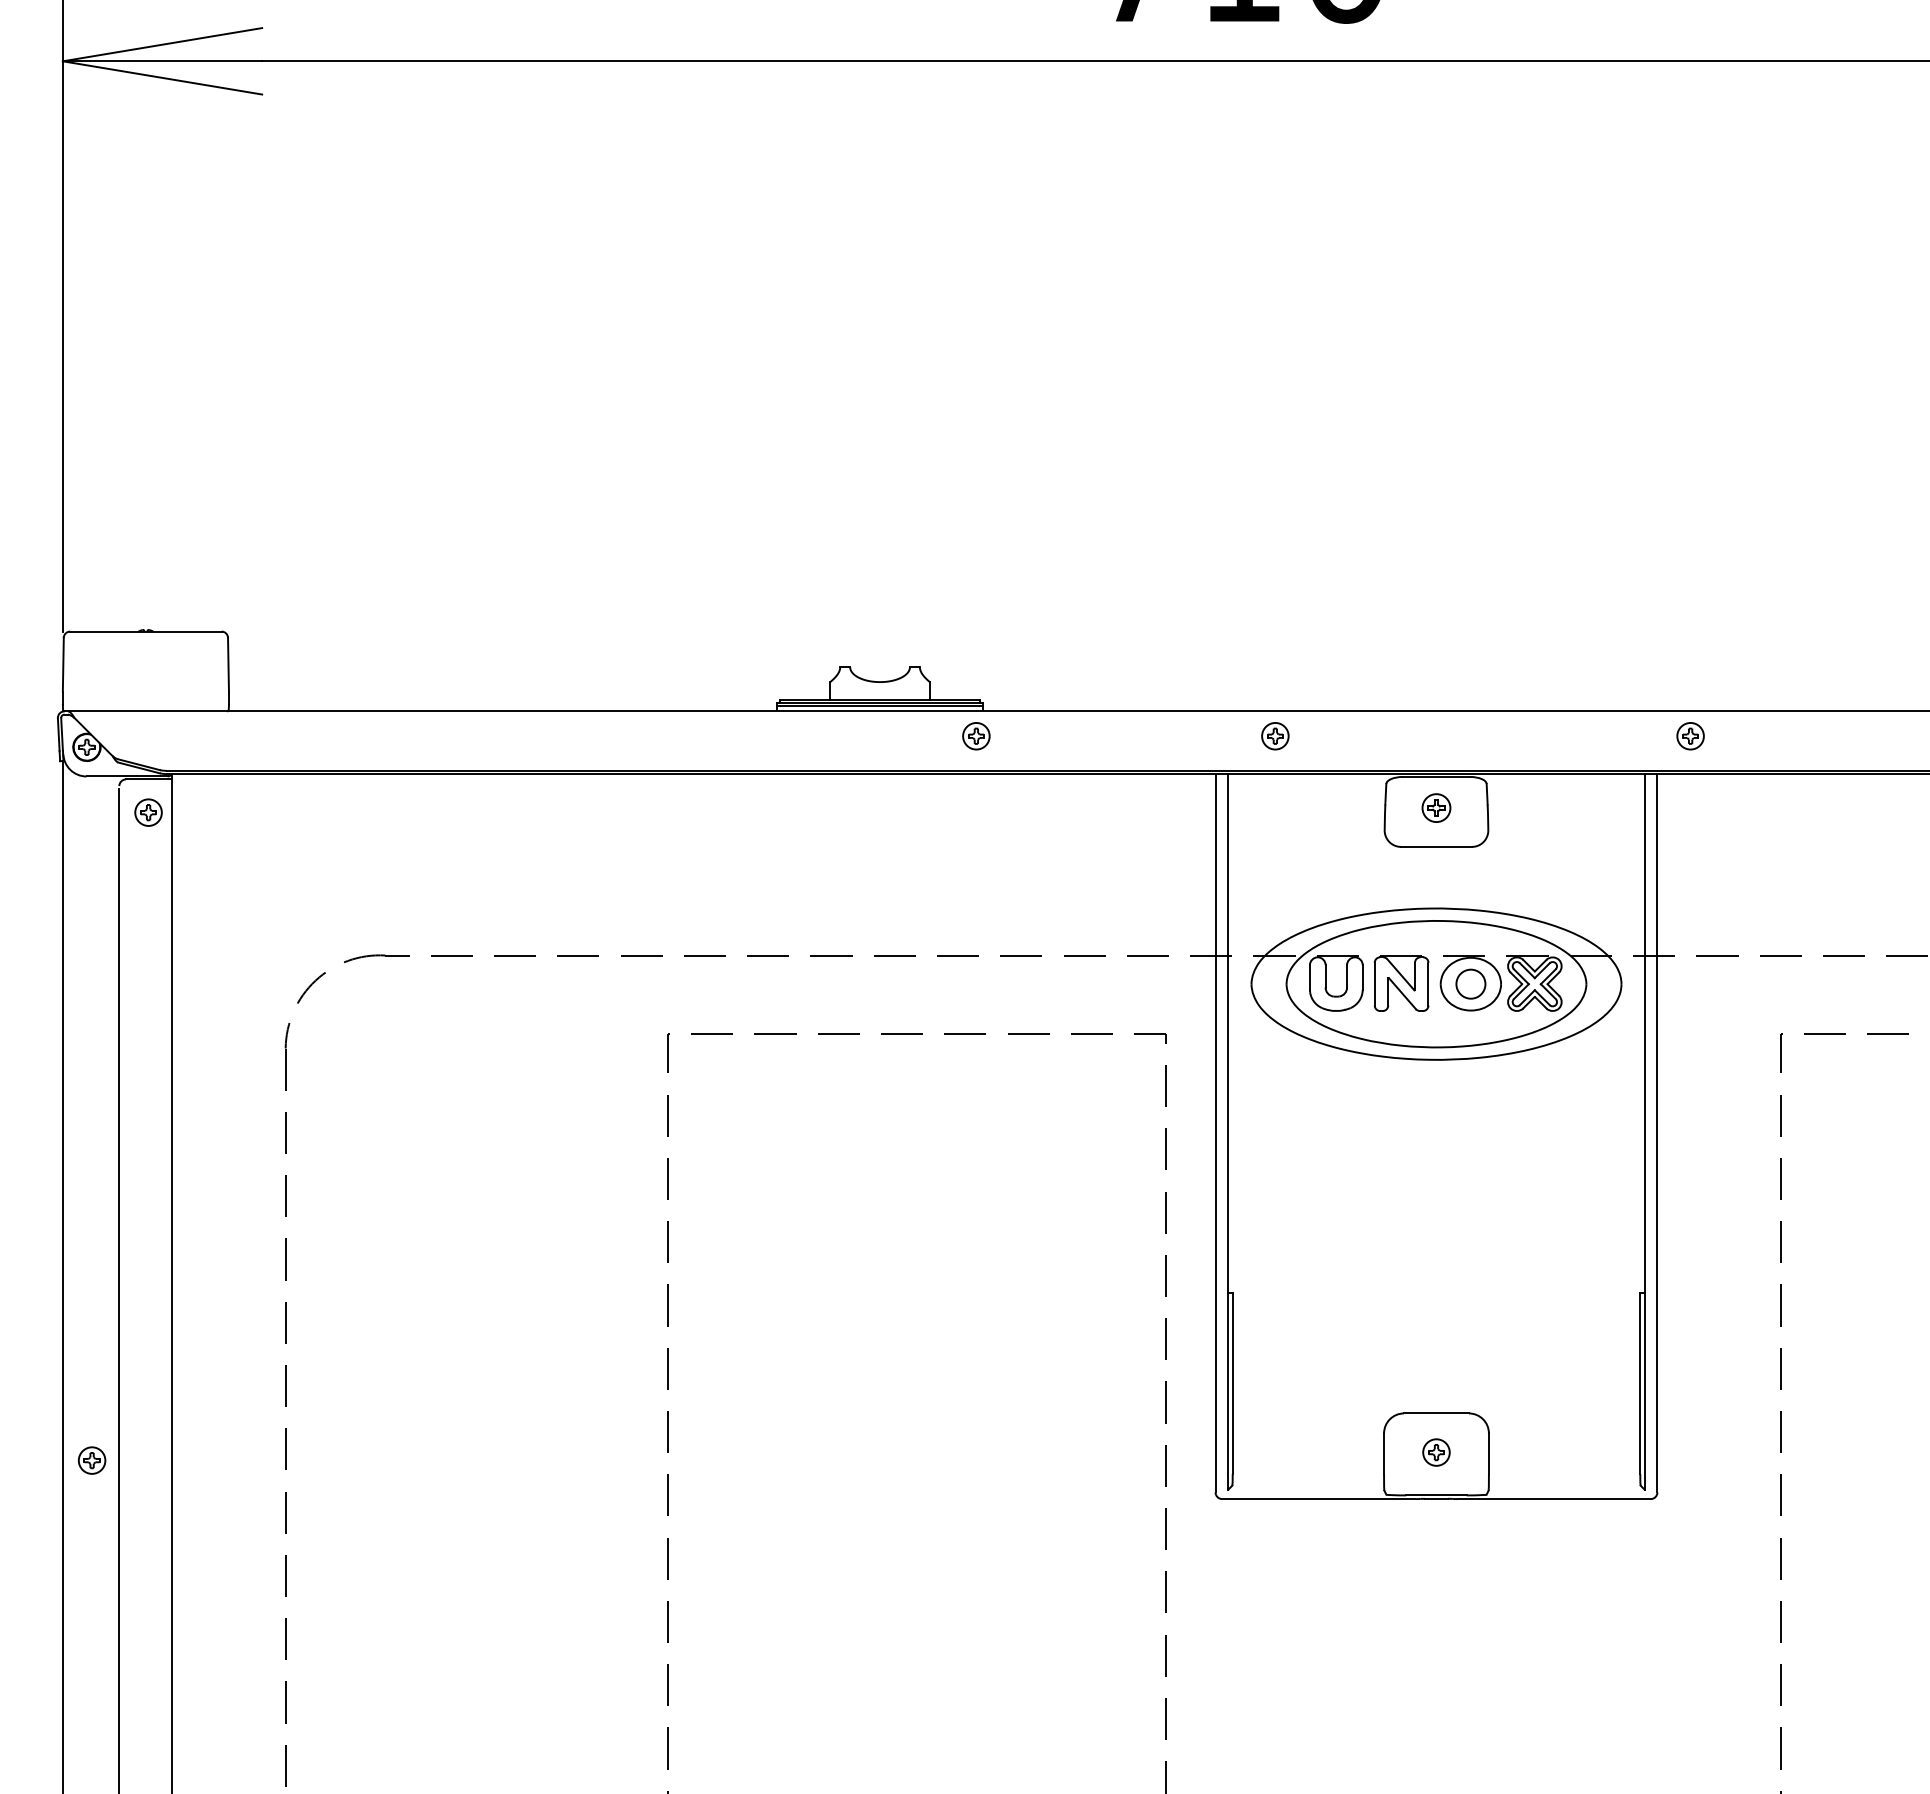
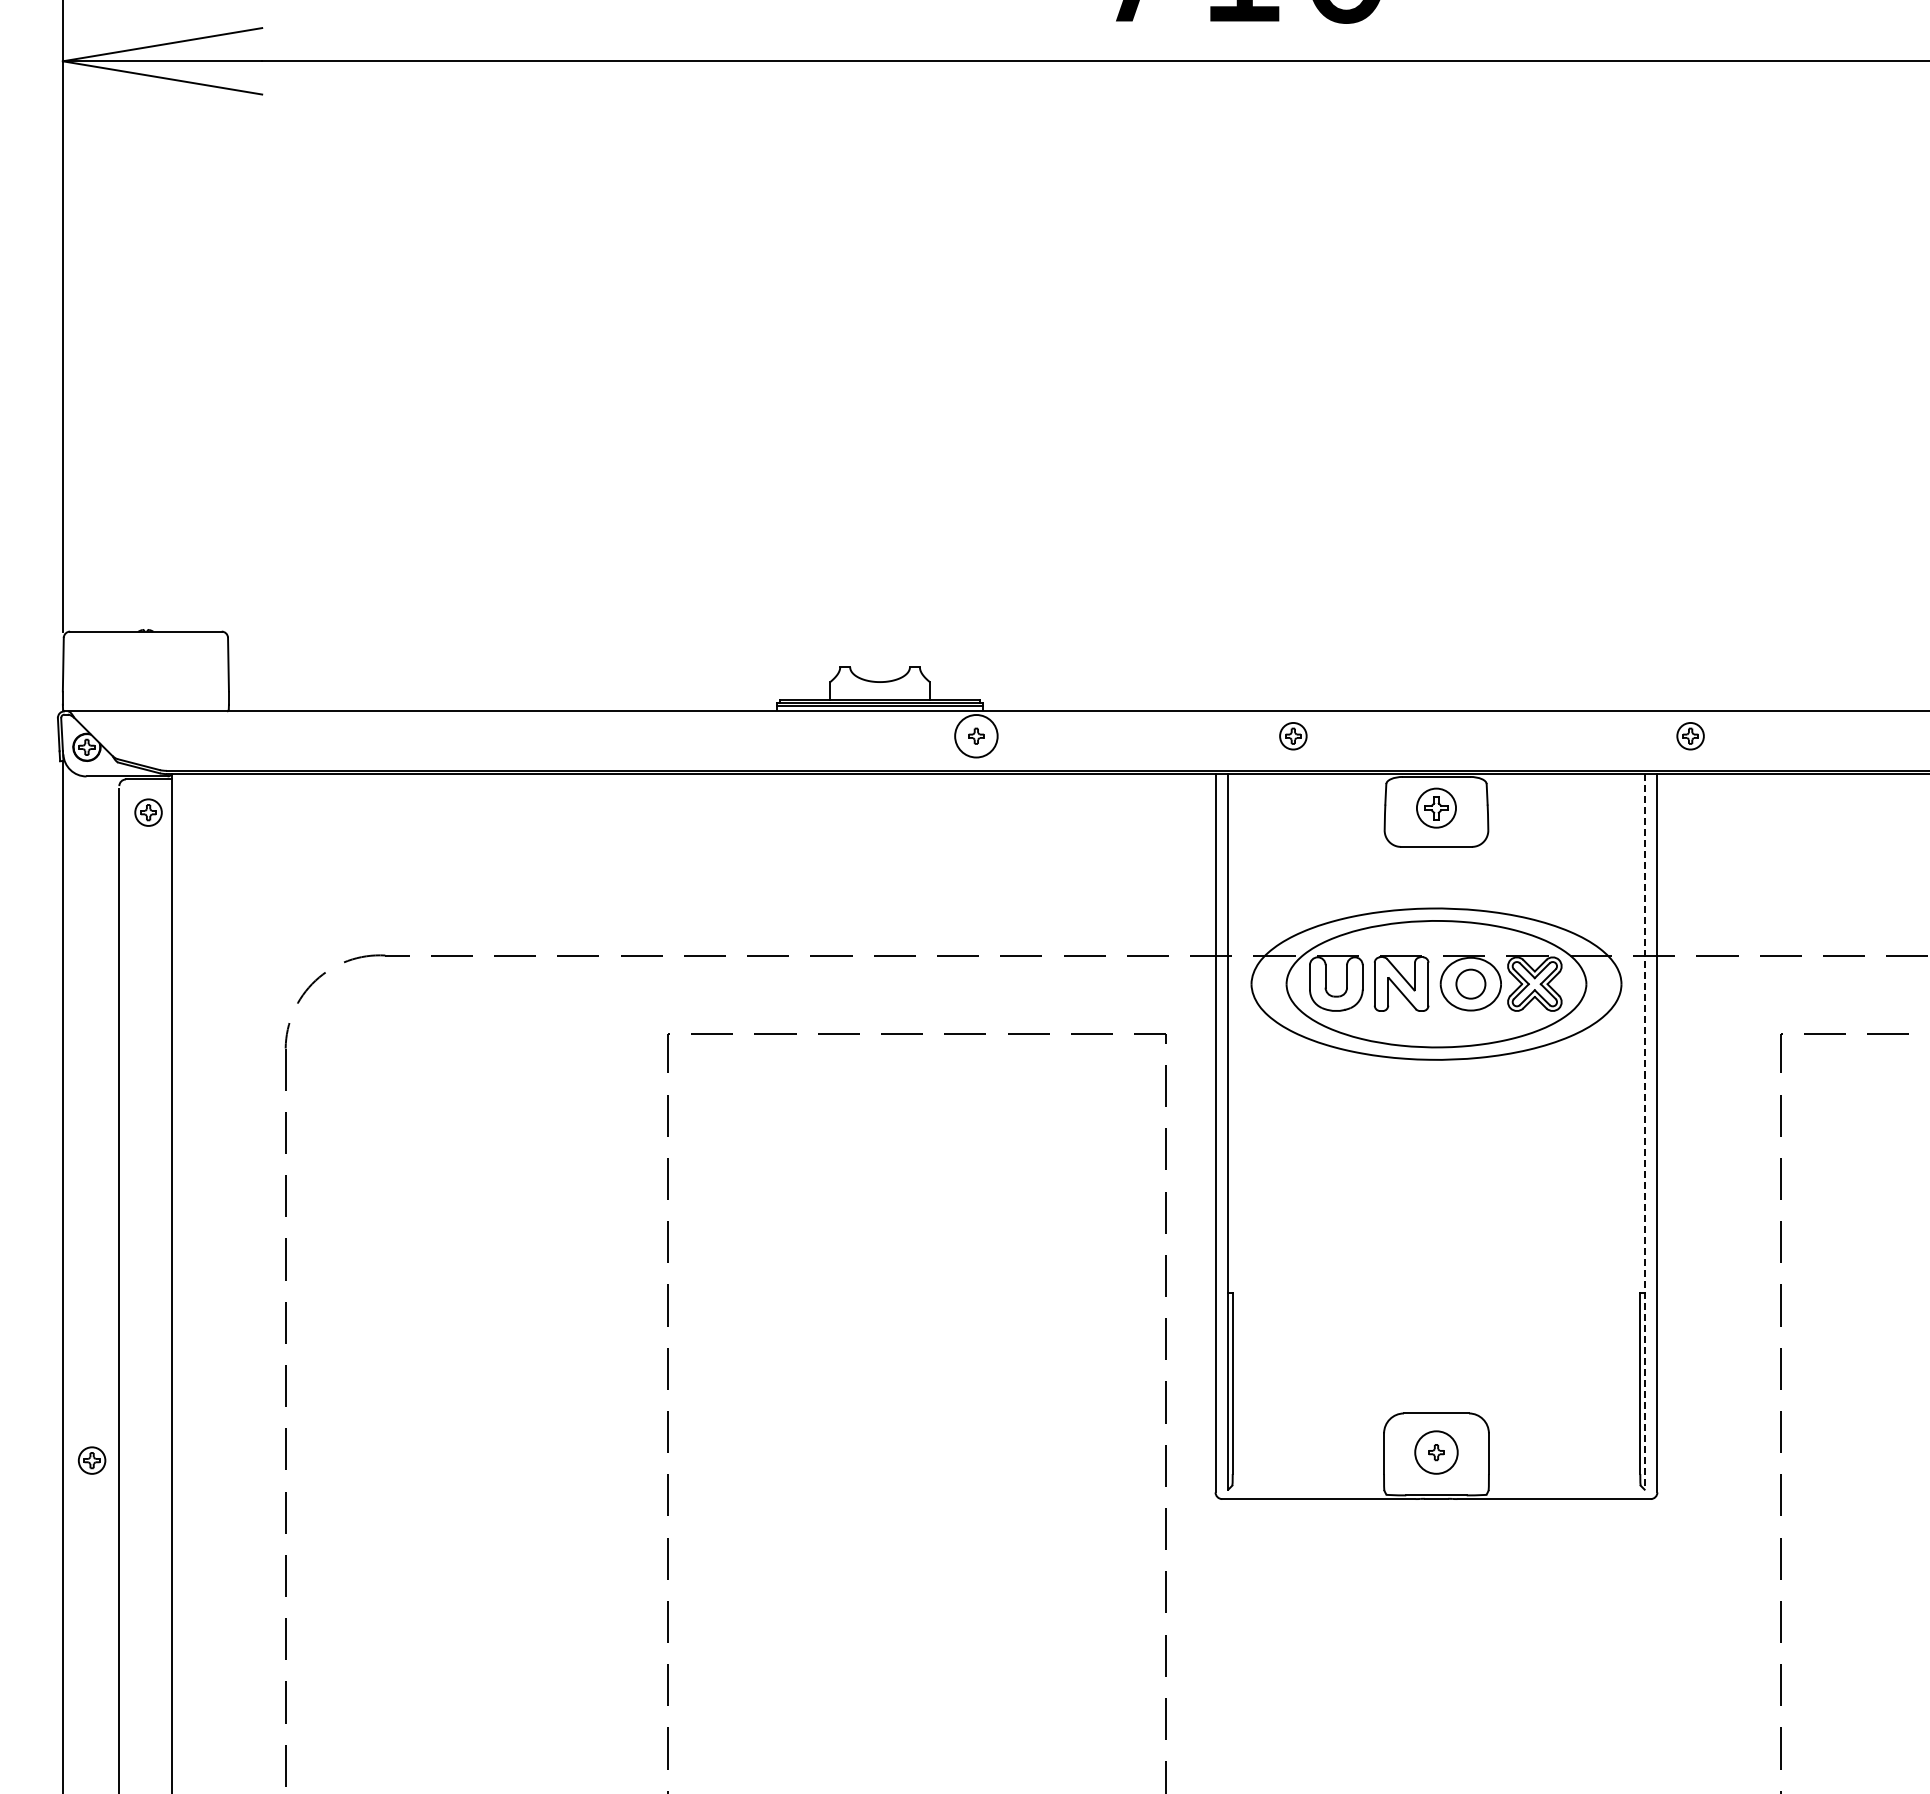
circle diameter: 27 px -> 43 px (976, 736)
part position: (1275, 736) -> (1293, 736) (1293, 736)
part size: 31x30 px -> 41x42 px (1436, 807)
line: solid -> dashed (1644, 1132)
circle diameter: 27 px -> 43 px (1436, 1452)
